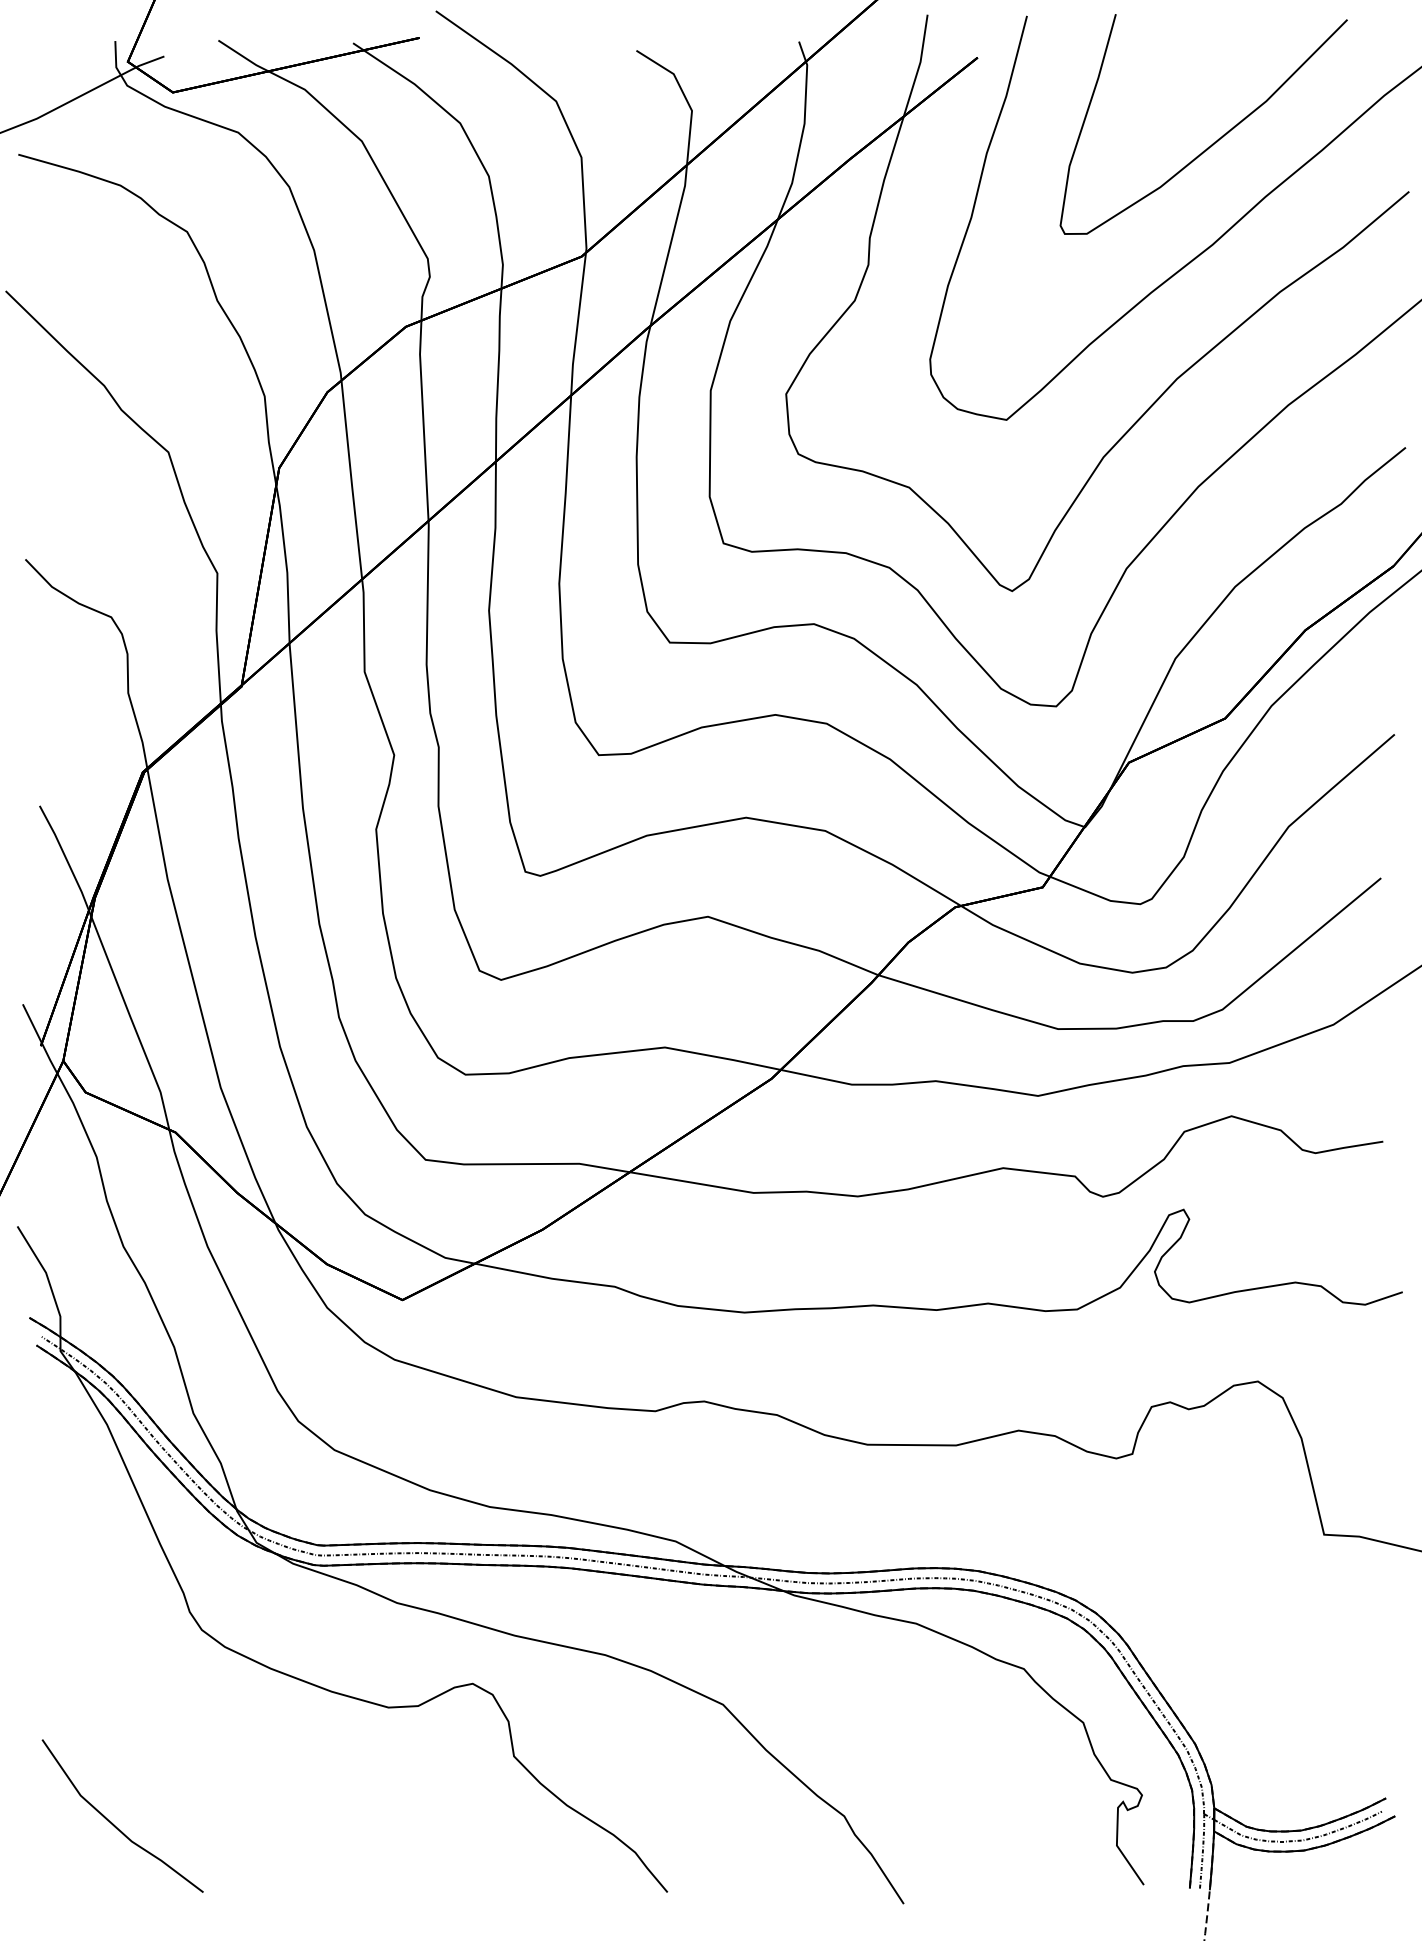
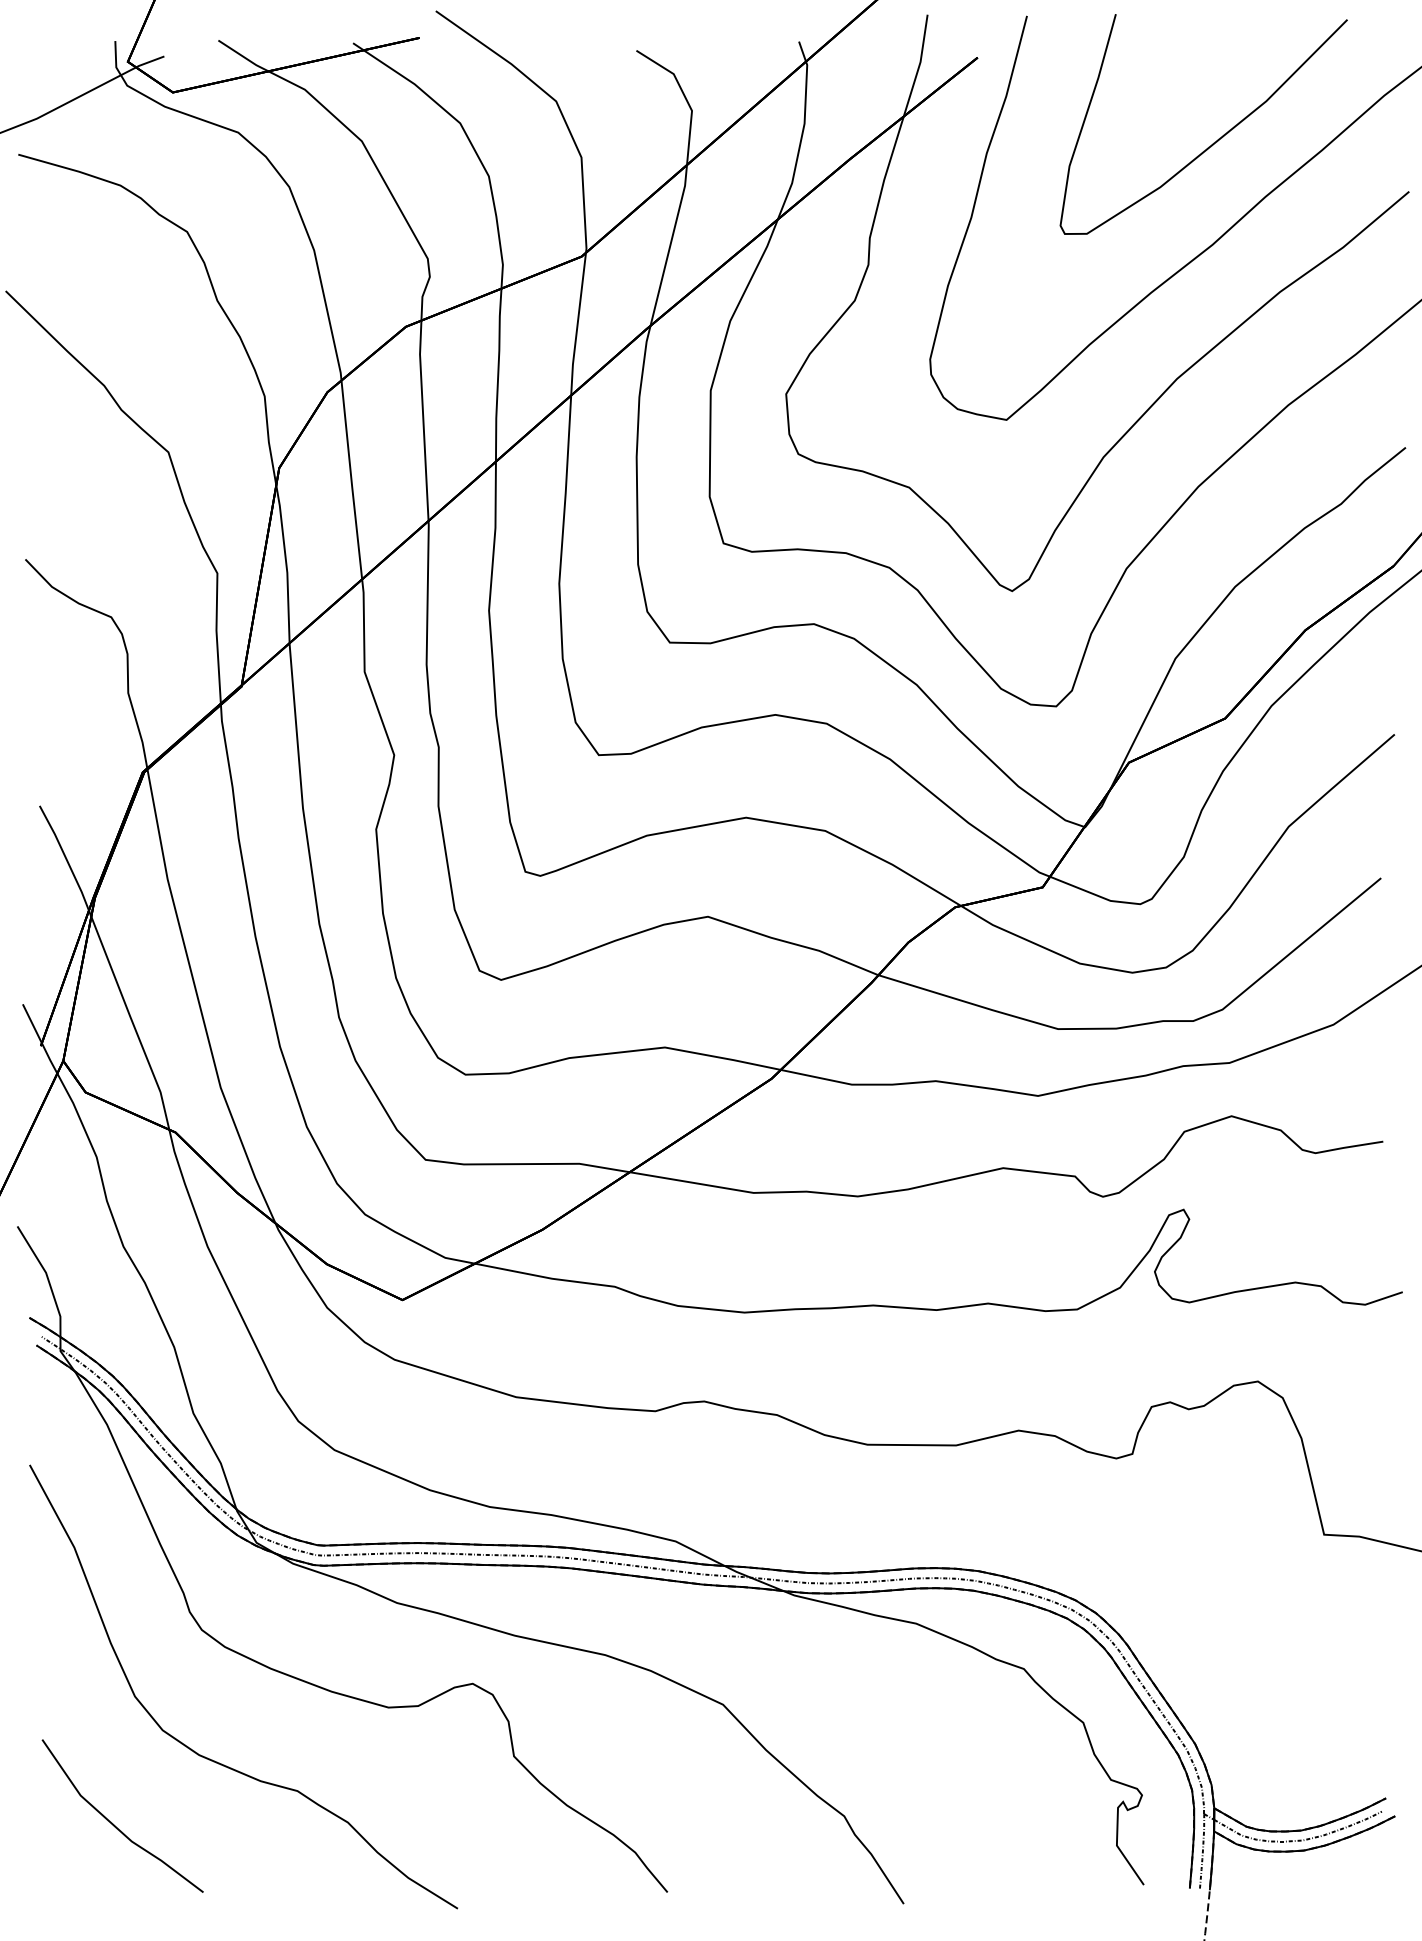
part: none -> present (210, 1758)
